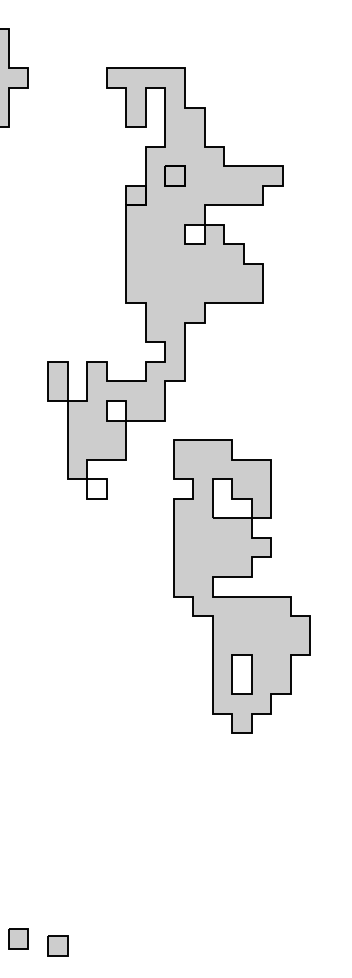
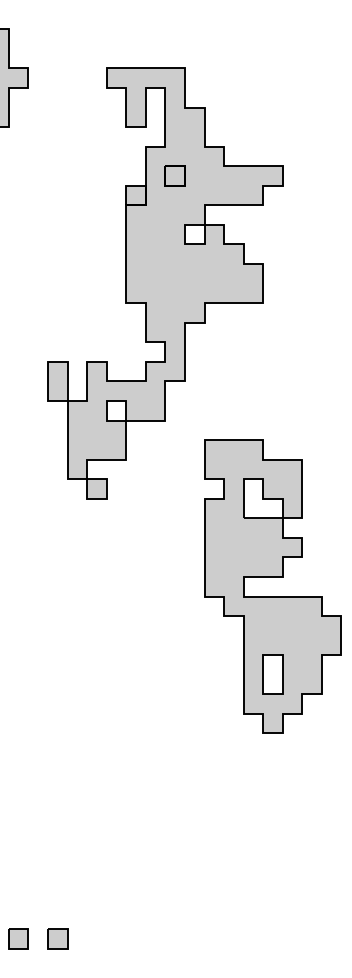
fill: none -> present (96, 488)
part position: (241, 577) -> (272, 577) (272, 577)
part position: (57, 945) -> (57, 938) (57, 938)
